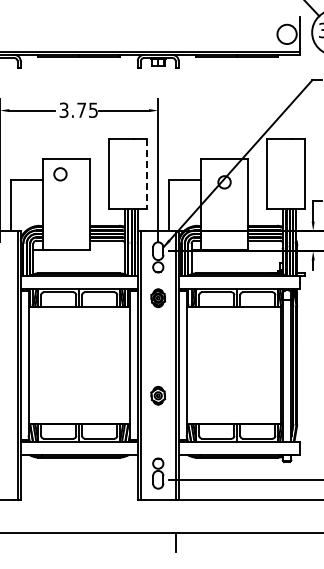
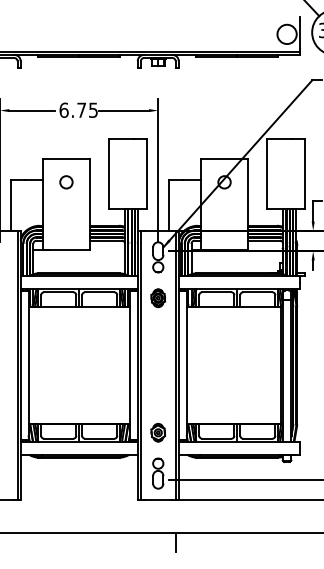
text: 3.75 -> 6.75 (63, 109)
circle position: (60, 174) -> (66, 182) (66, 182)
line: dashed -> solid (147, 174)
part position: (158, 395) -> (158, 432) (158, 432)
